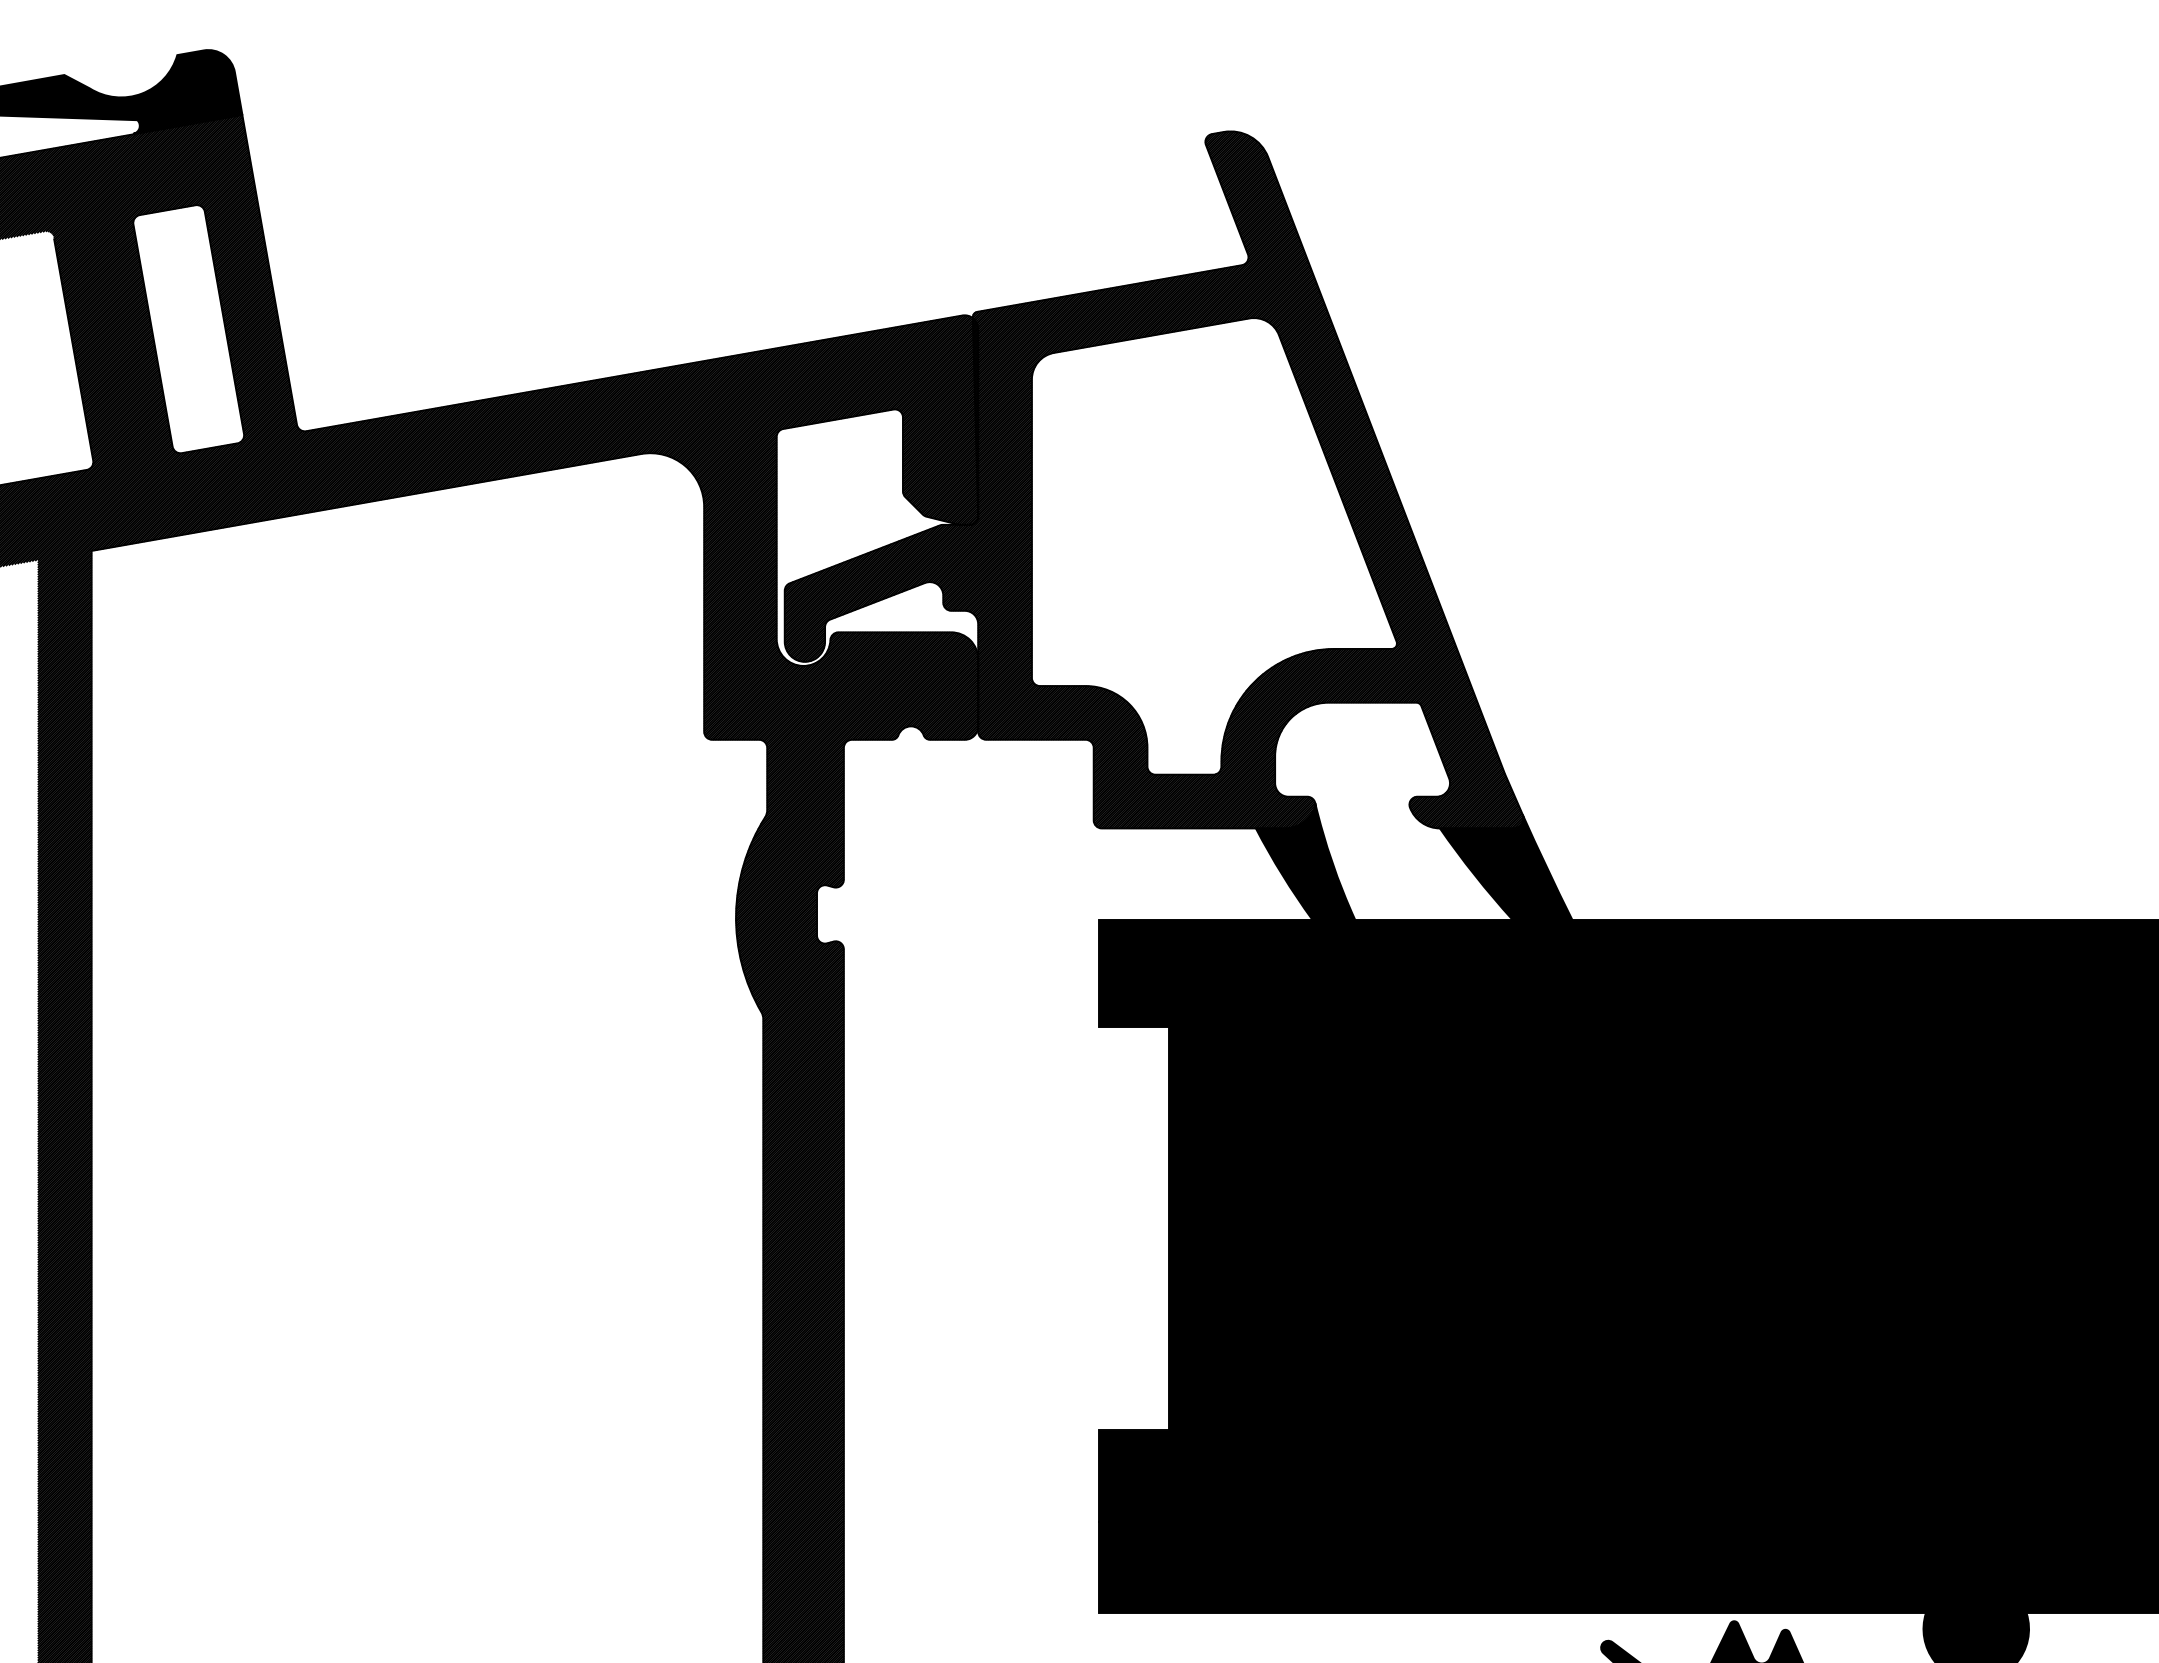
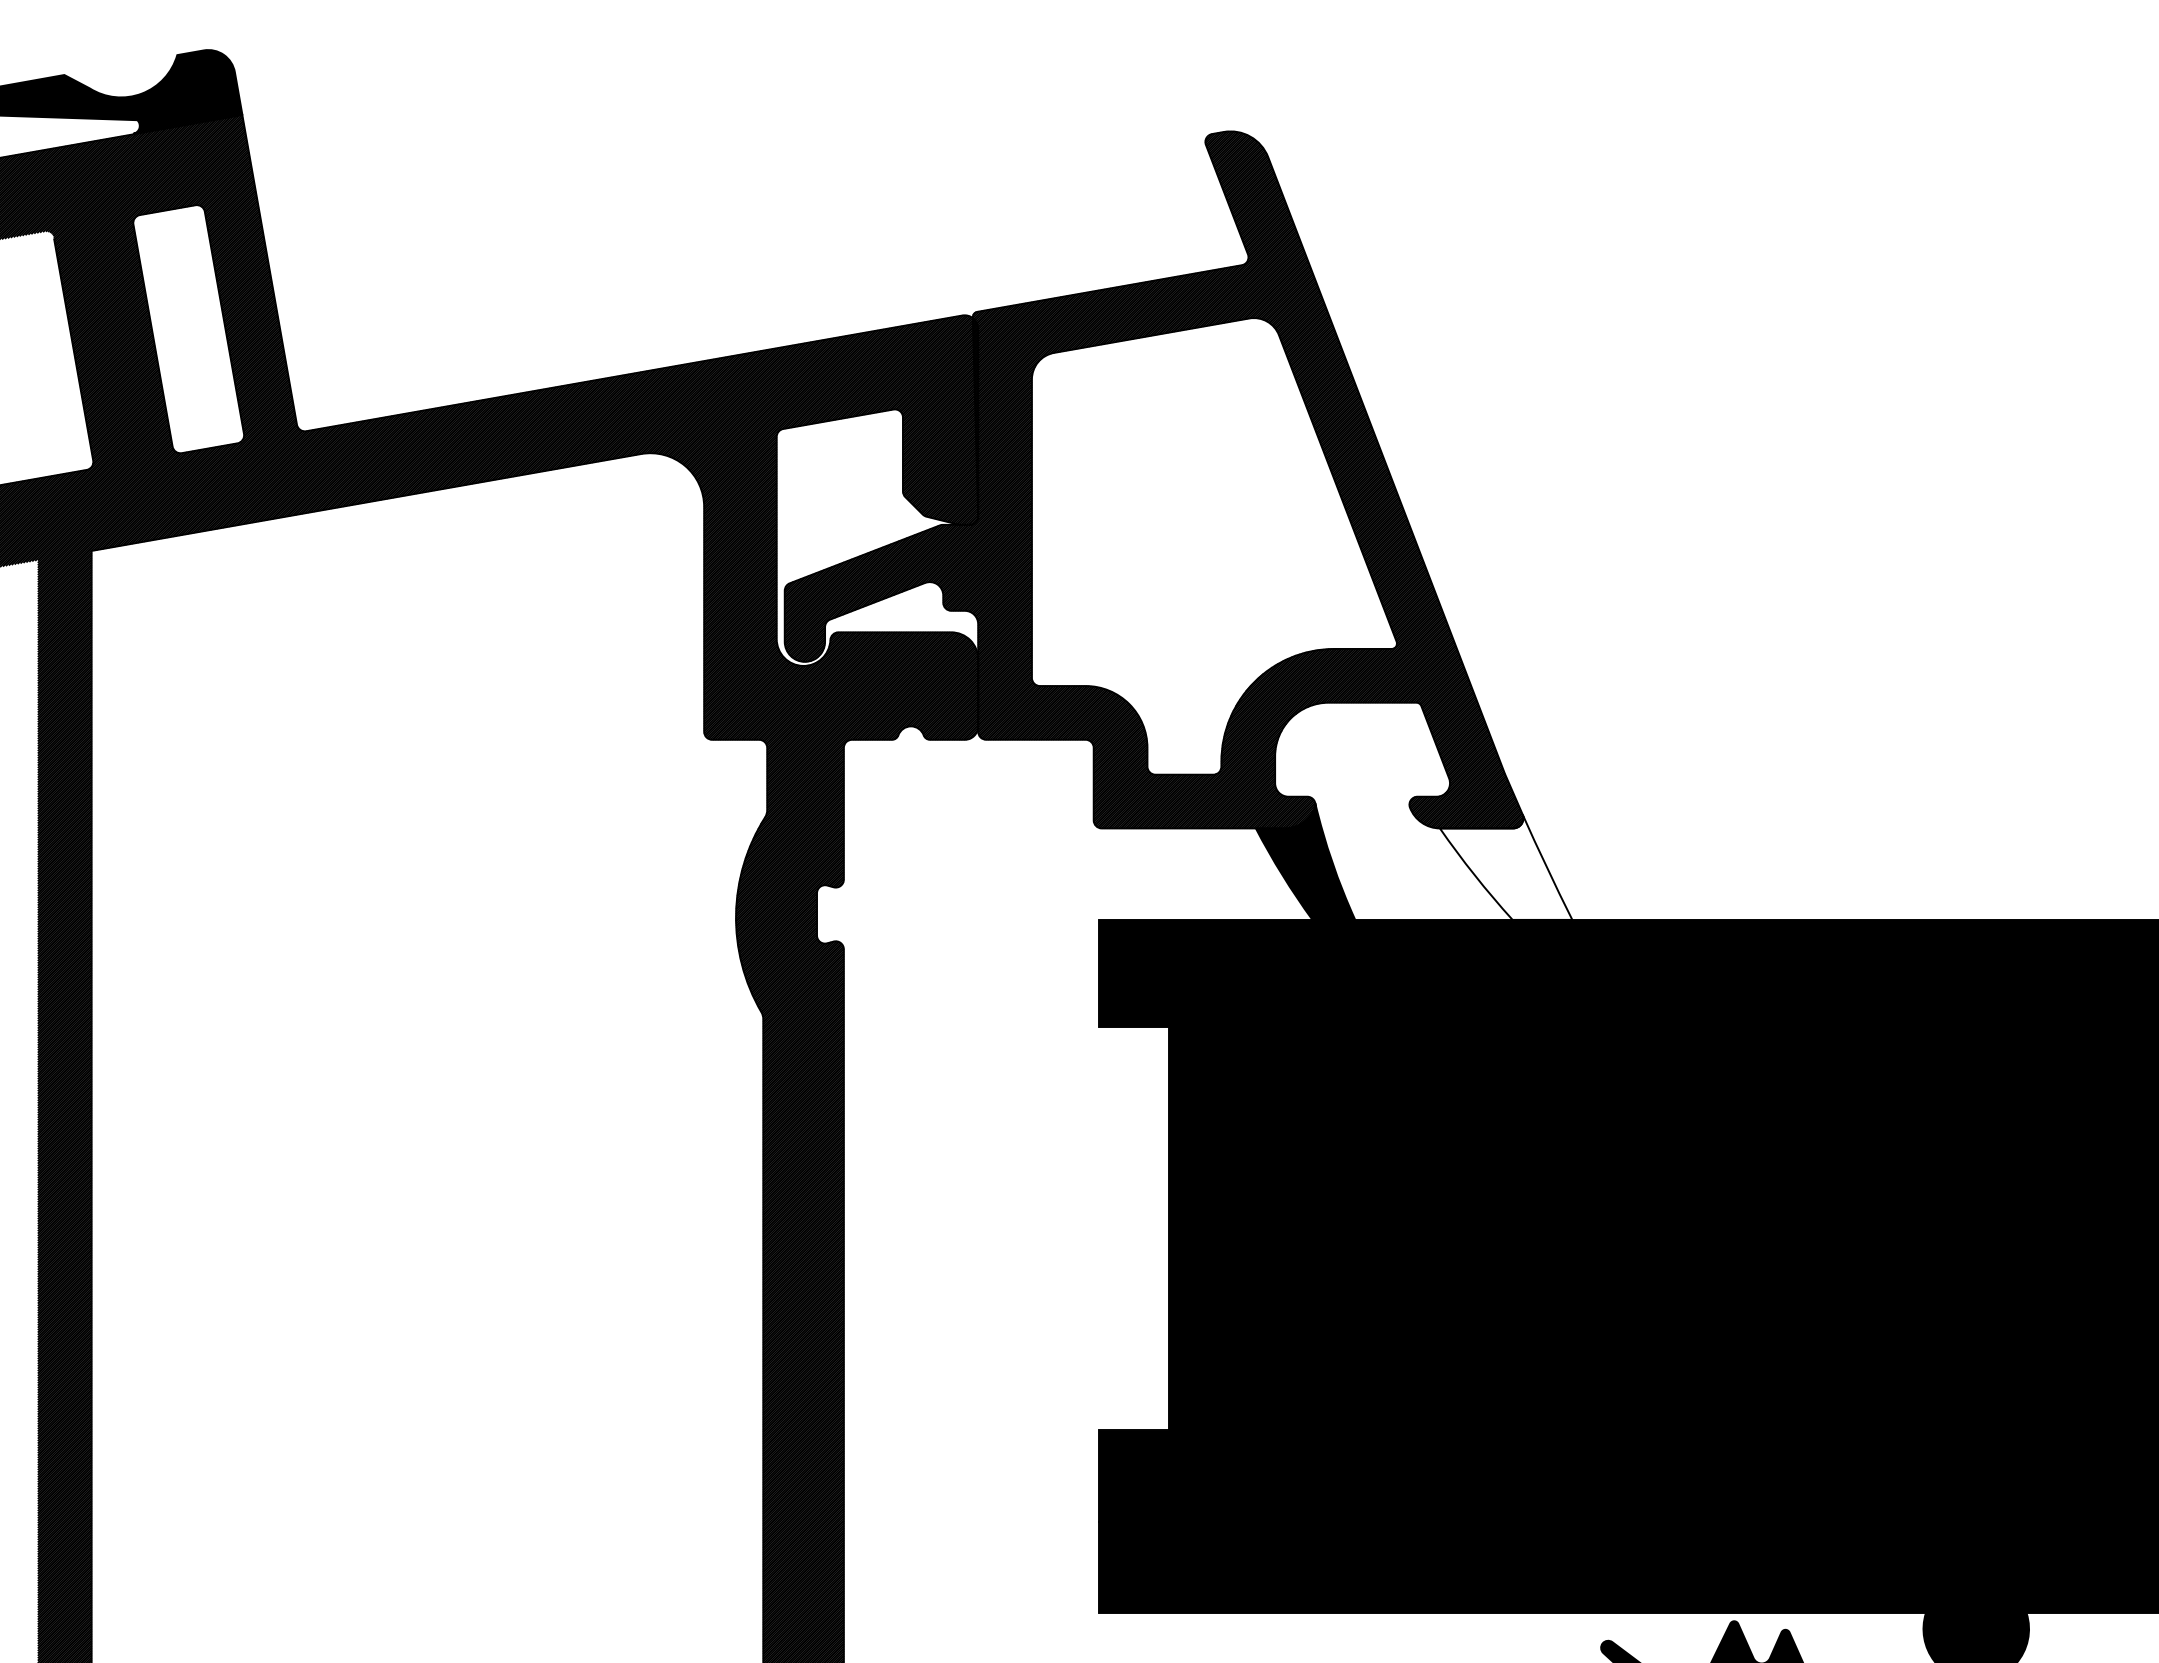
fill: present -> none (1505, 866)
